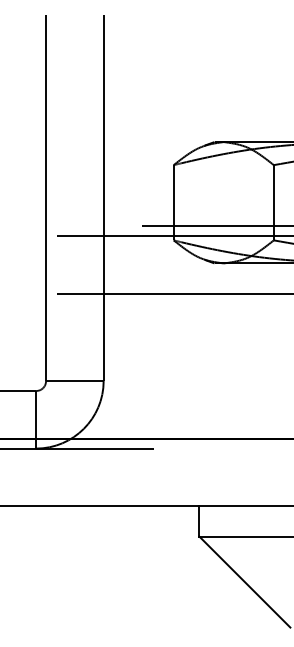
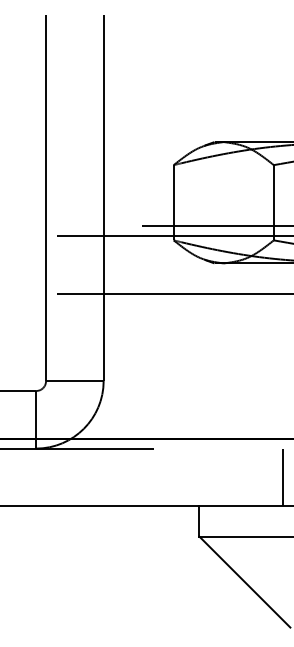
line: none -> present (283, 477)
